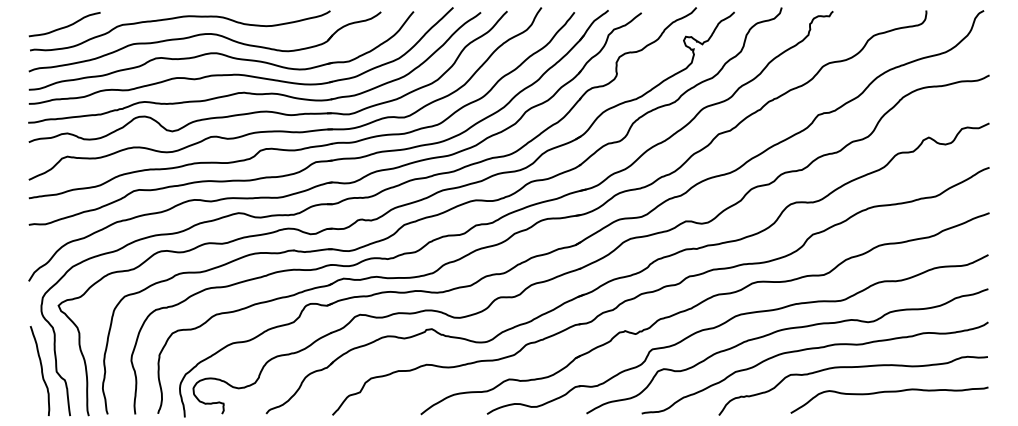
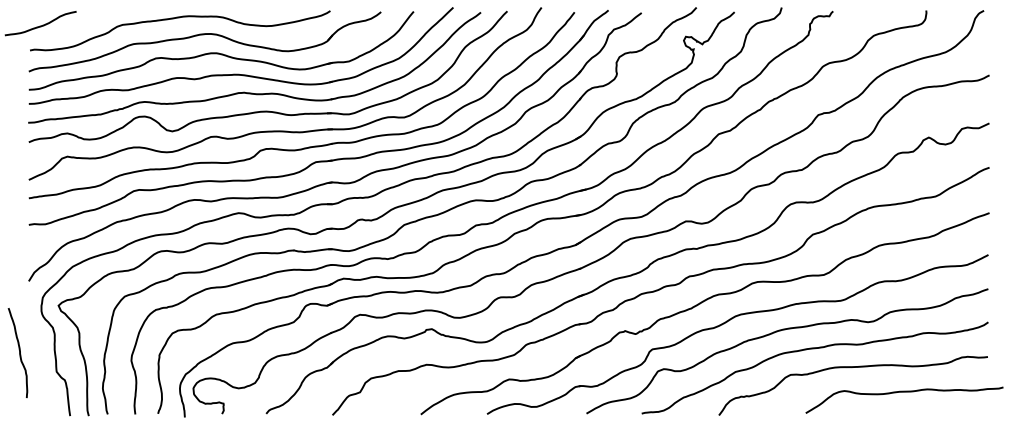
curve position: (64, 26) -> (40, 25) (40, 25)
curve position: (41, 370) -> (19, 352) (19, 352)
curve position: (889, 392) -> (904, 392) (904, 392)
